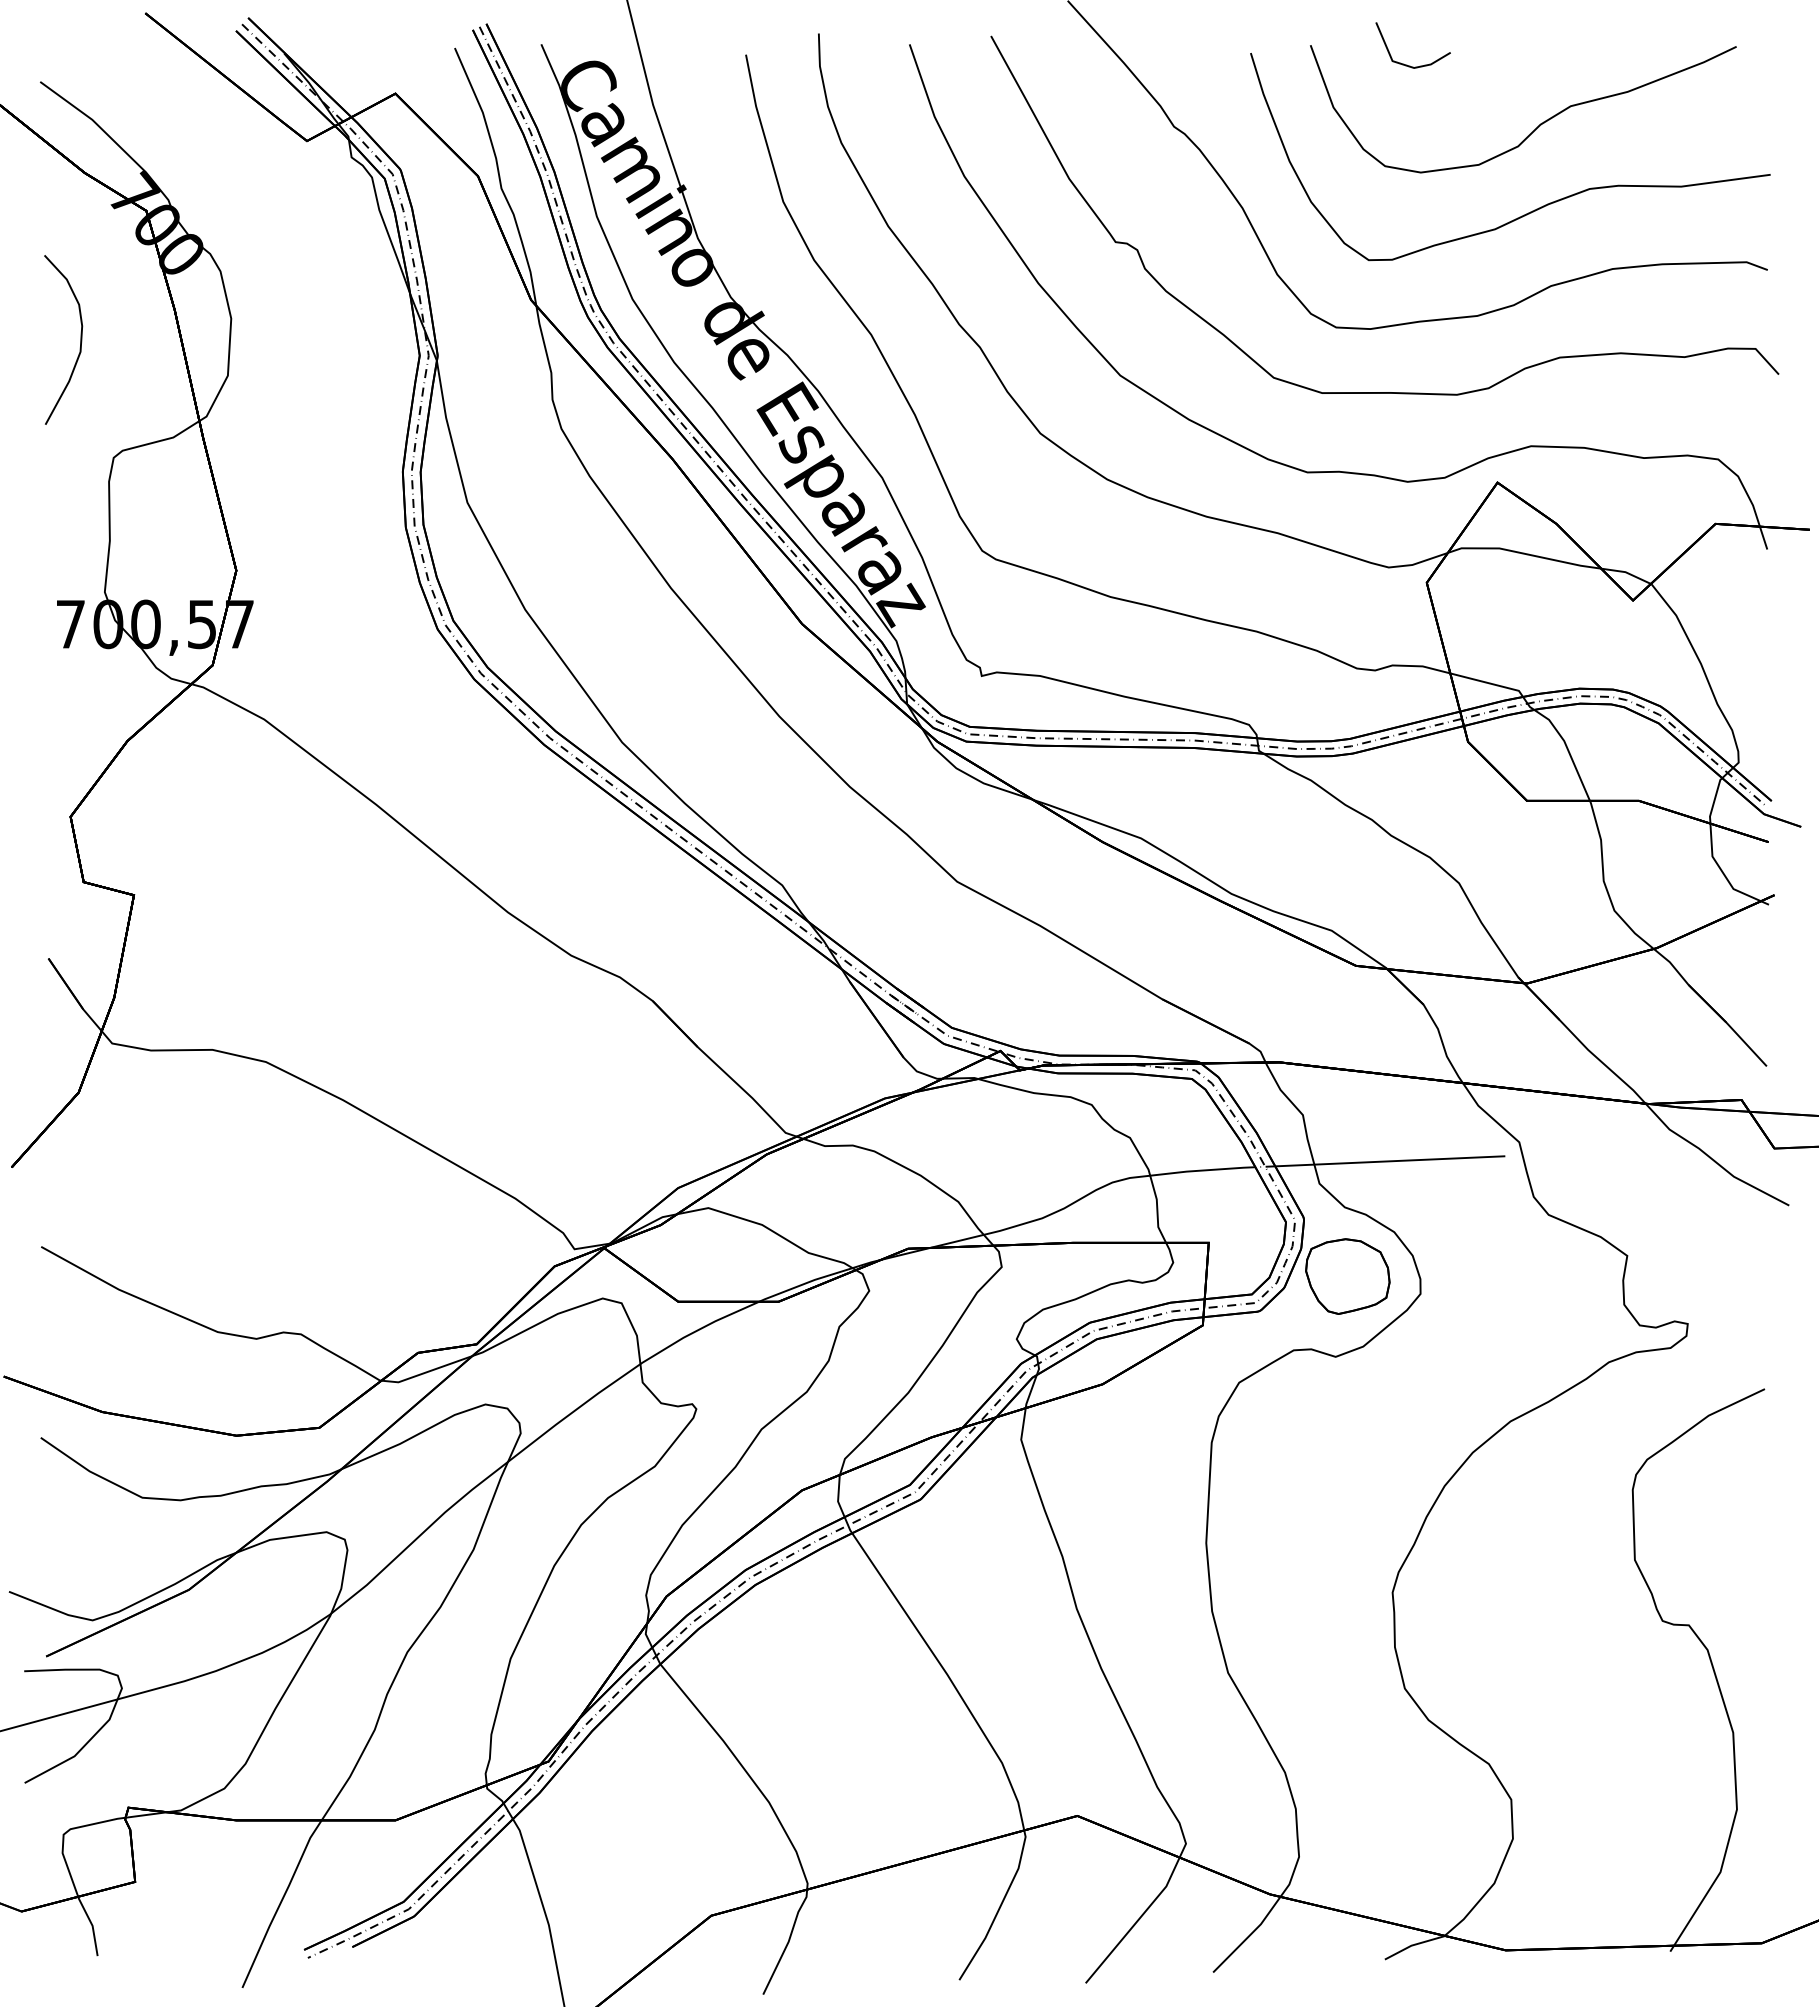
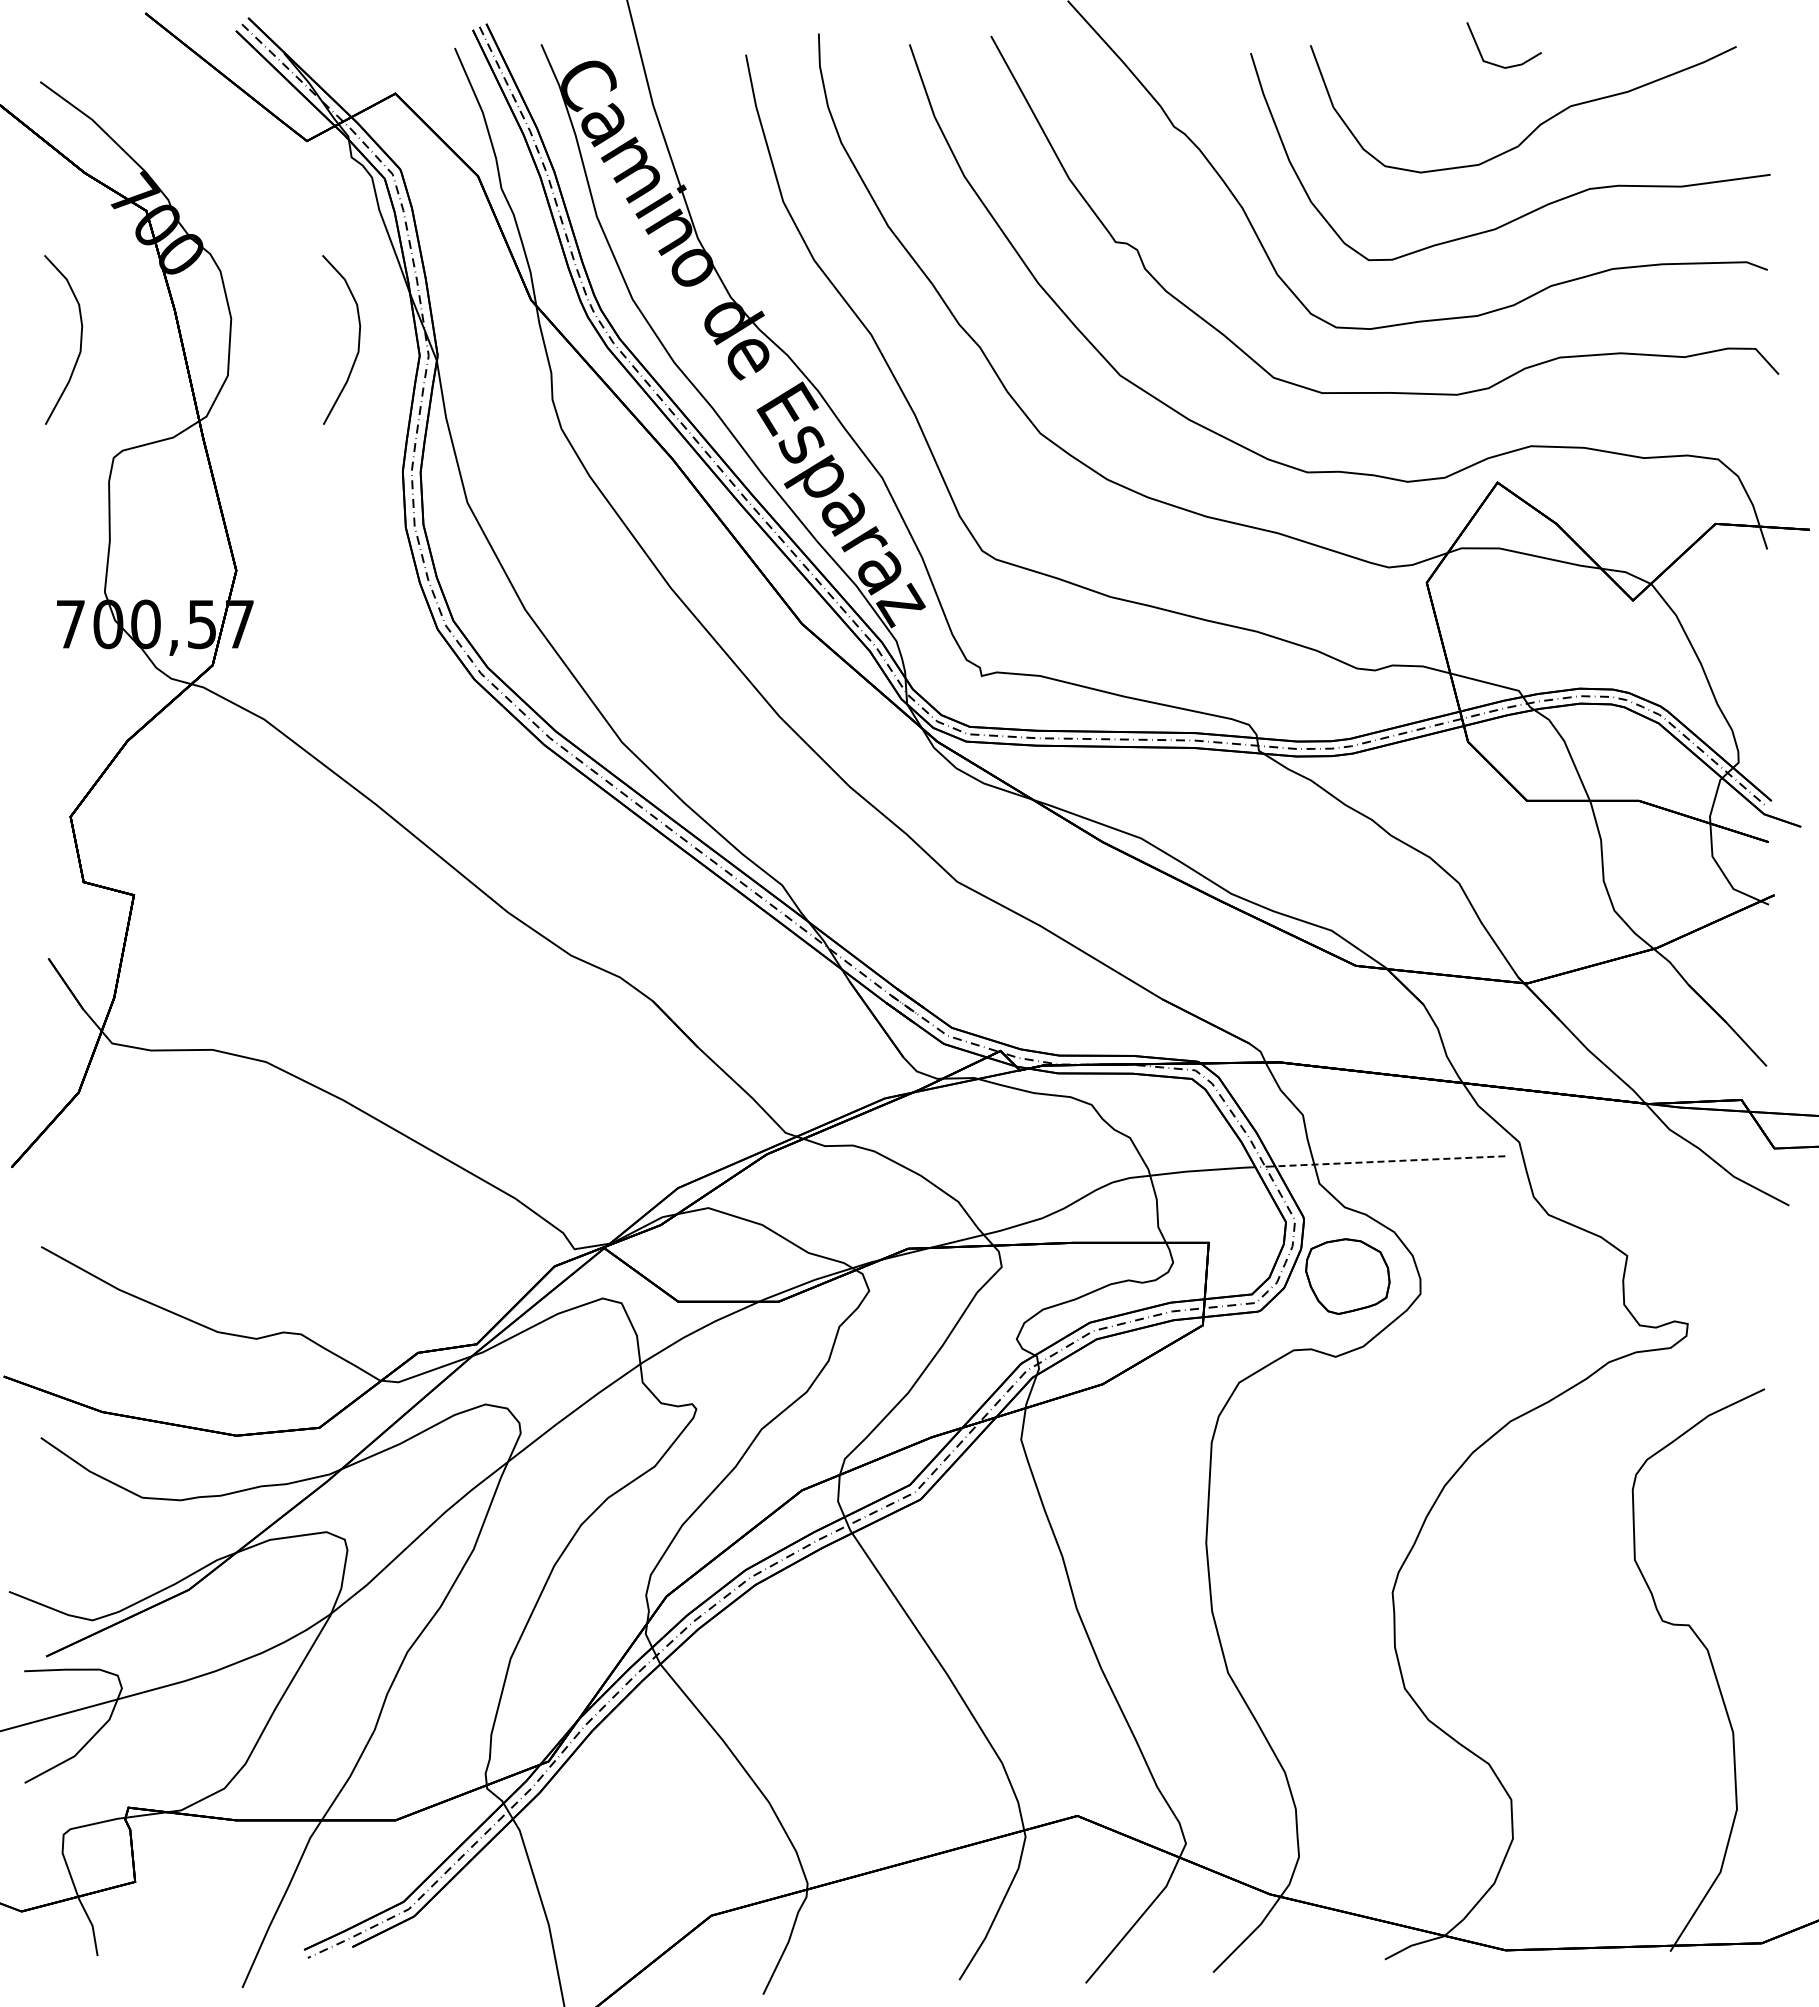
line position: (1407, 64) -> (1498, 64) (1498, 64)
curve: none -> present (358, 339)
line: solid -> dashed (1389, 1161)
